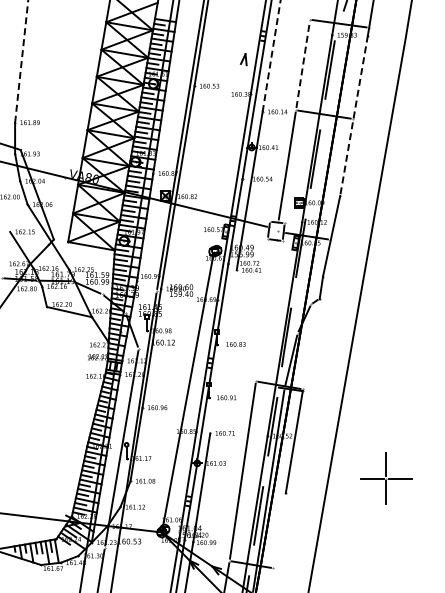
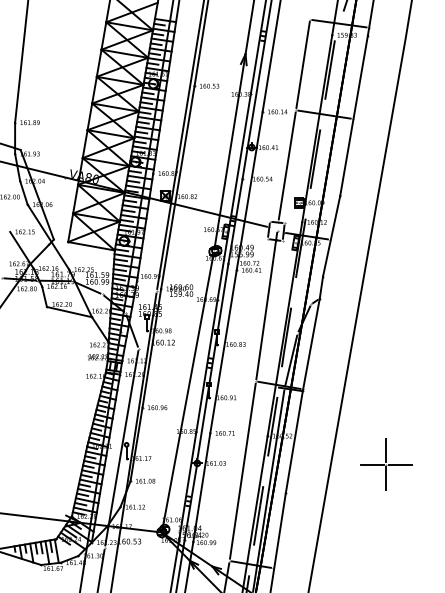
line: dashed -> solid (271, 55)
line: dashed -> solid (21, 61)
line: dashed -> solid (303, 64)
line: dashed -> solid (353, 116)
line: none -> present (233, 125)
line: none -> present (266, 305)
line: none -> present (310, 344)
line: none -> present (223, 351)
part position: (386, 478) -> (386, 464) (386, 464)
line: none -> present (278, 541)
